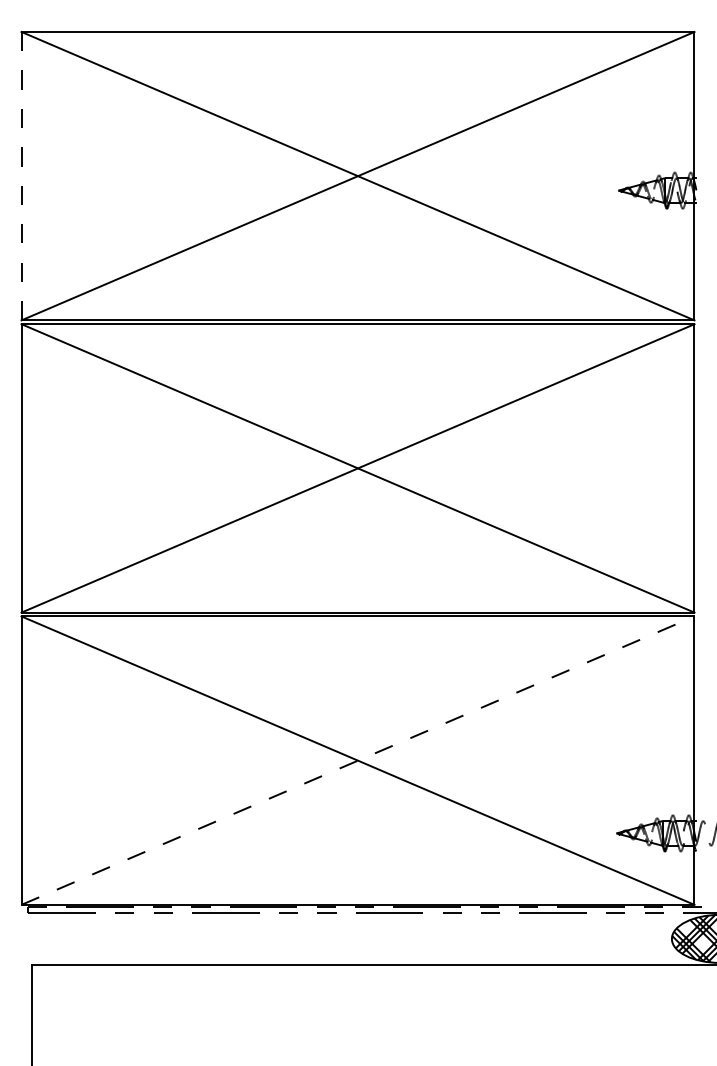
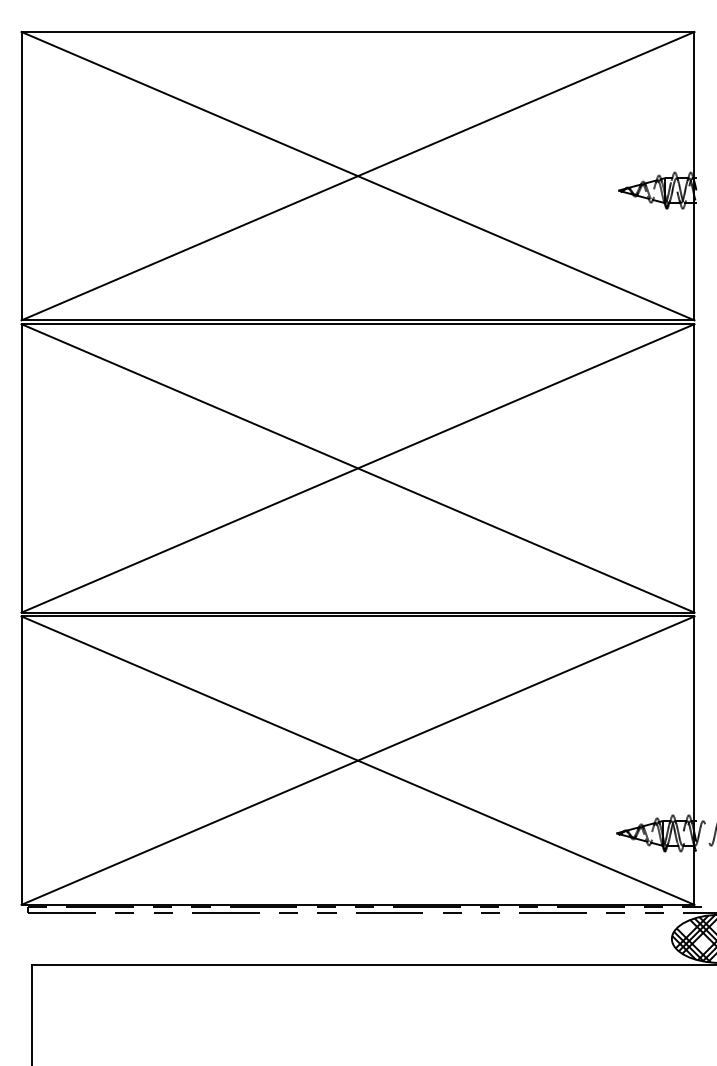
line: dashed -> solid (21, 175)
line: dashed -> solid (358, 760)
